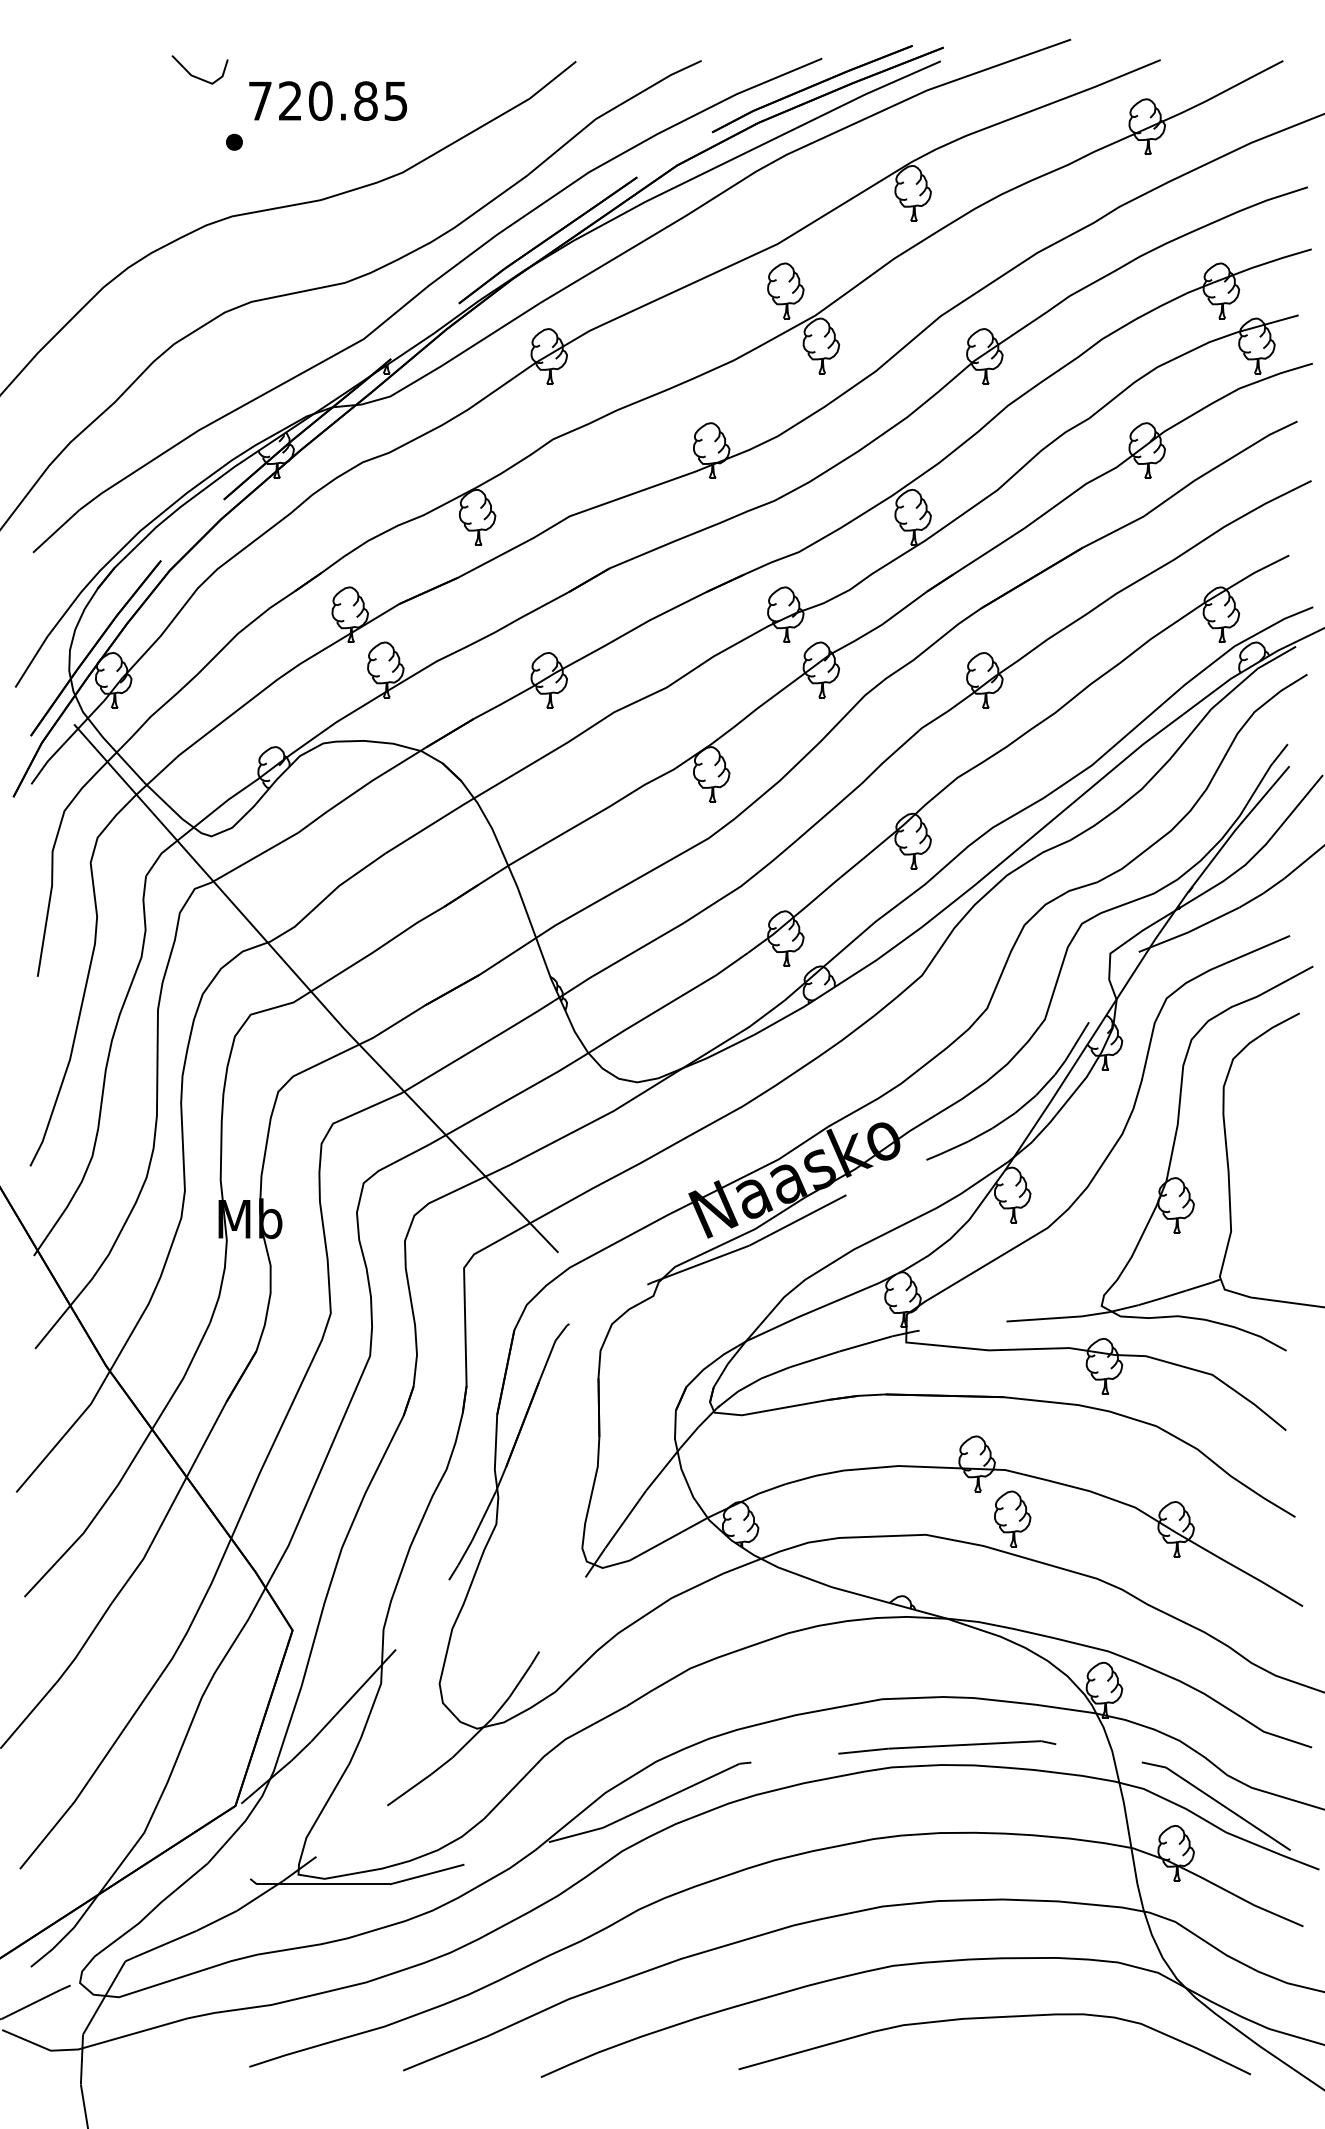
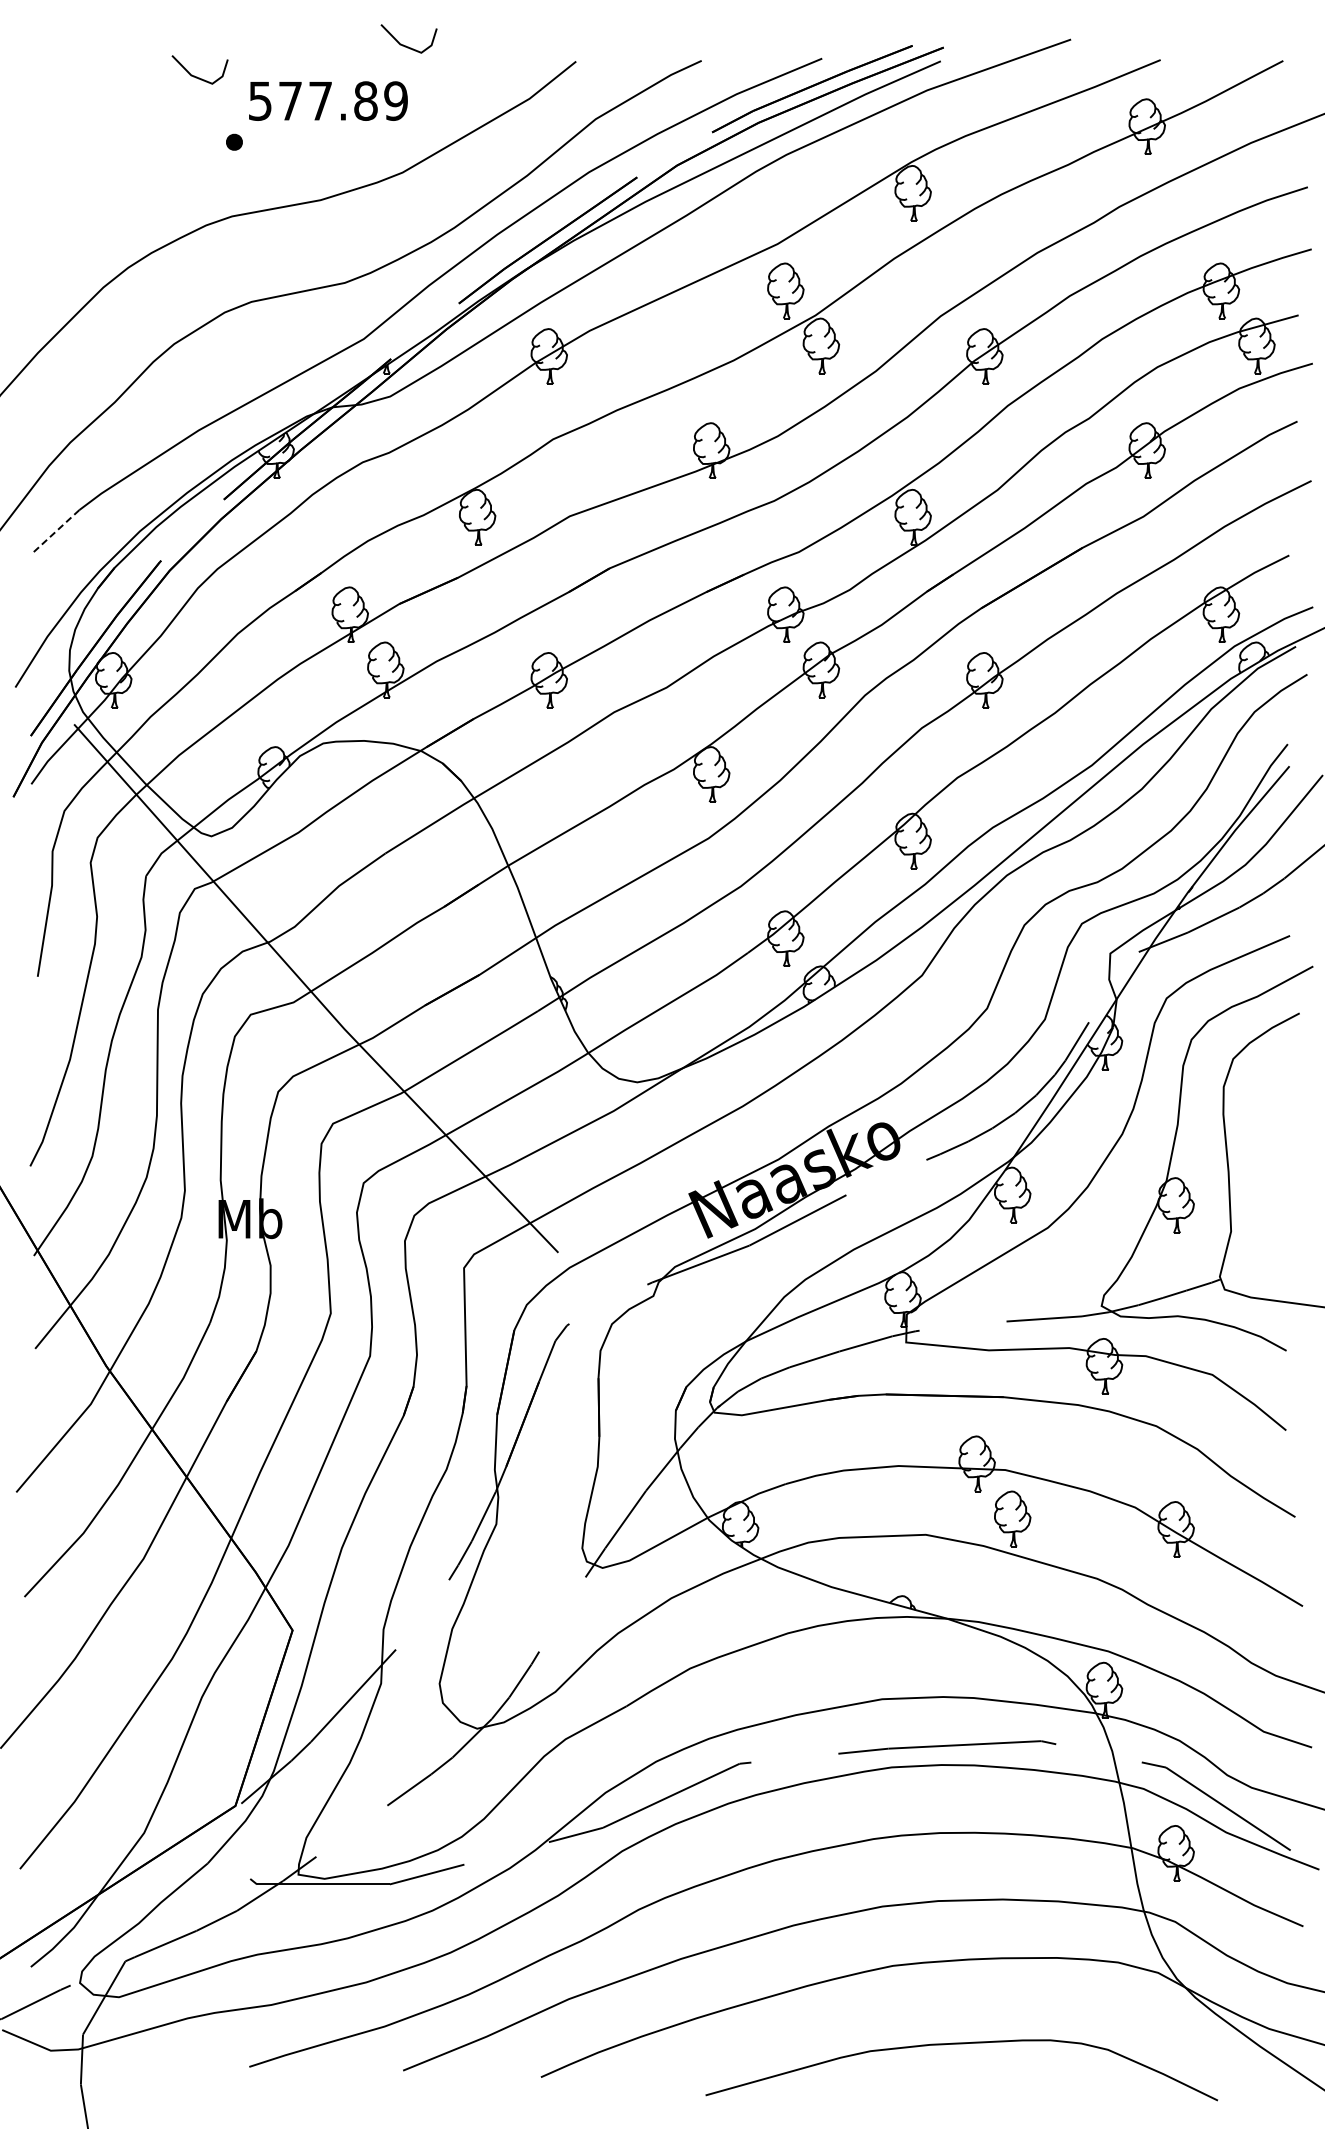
line: none -> present (406, 45)
text: 720.85 -> 577.89 (328, 100)
line: solid -> dashed (55, 531)
curve position: (994, 2018) -> (961, 2044) (961, 2044)
